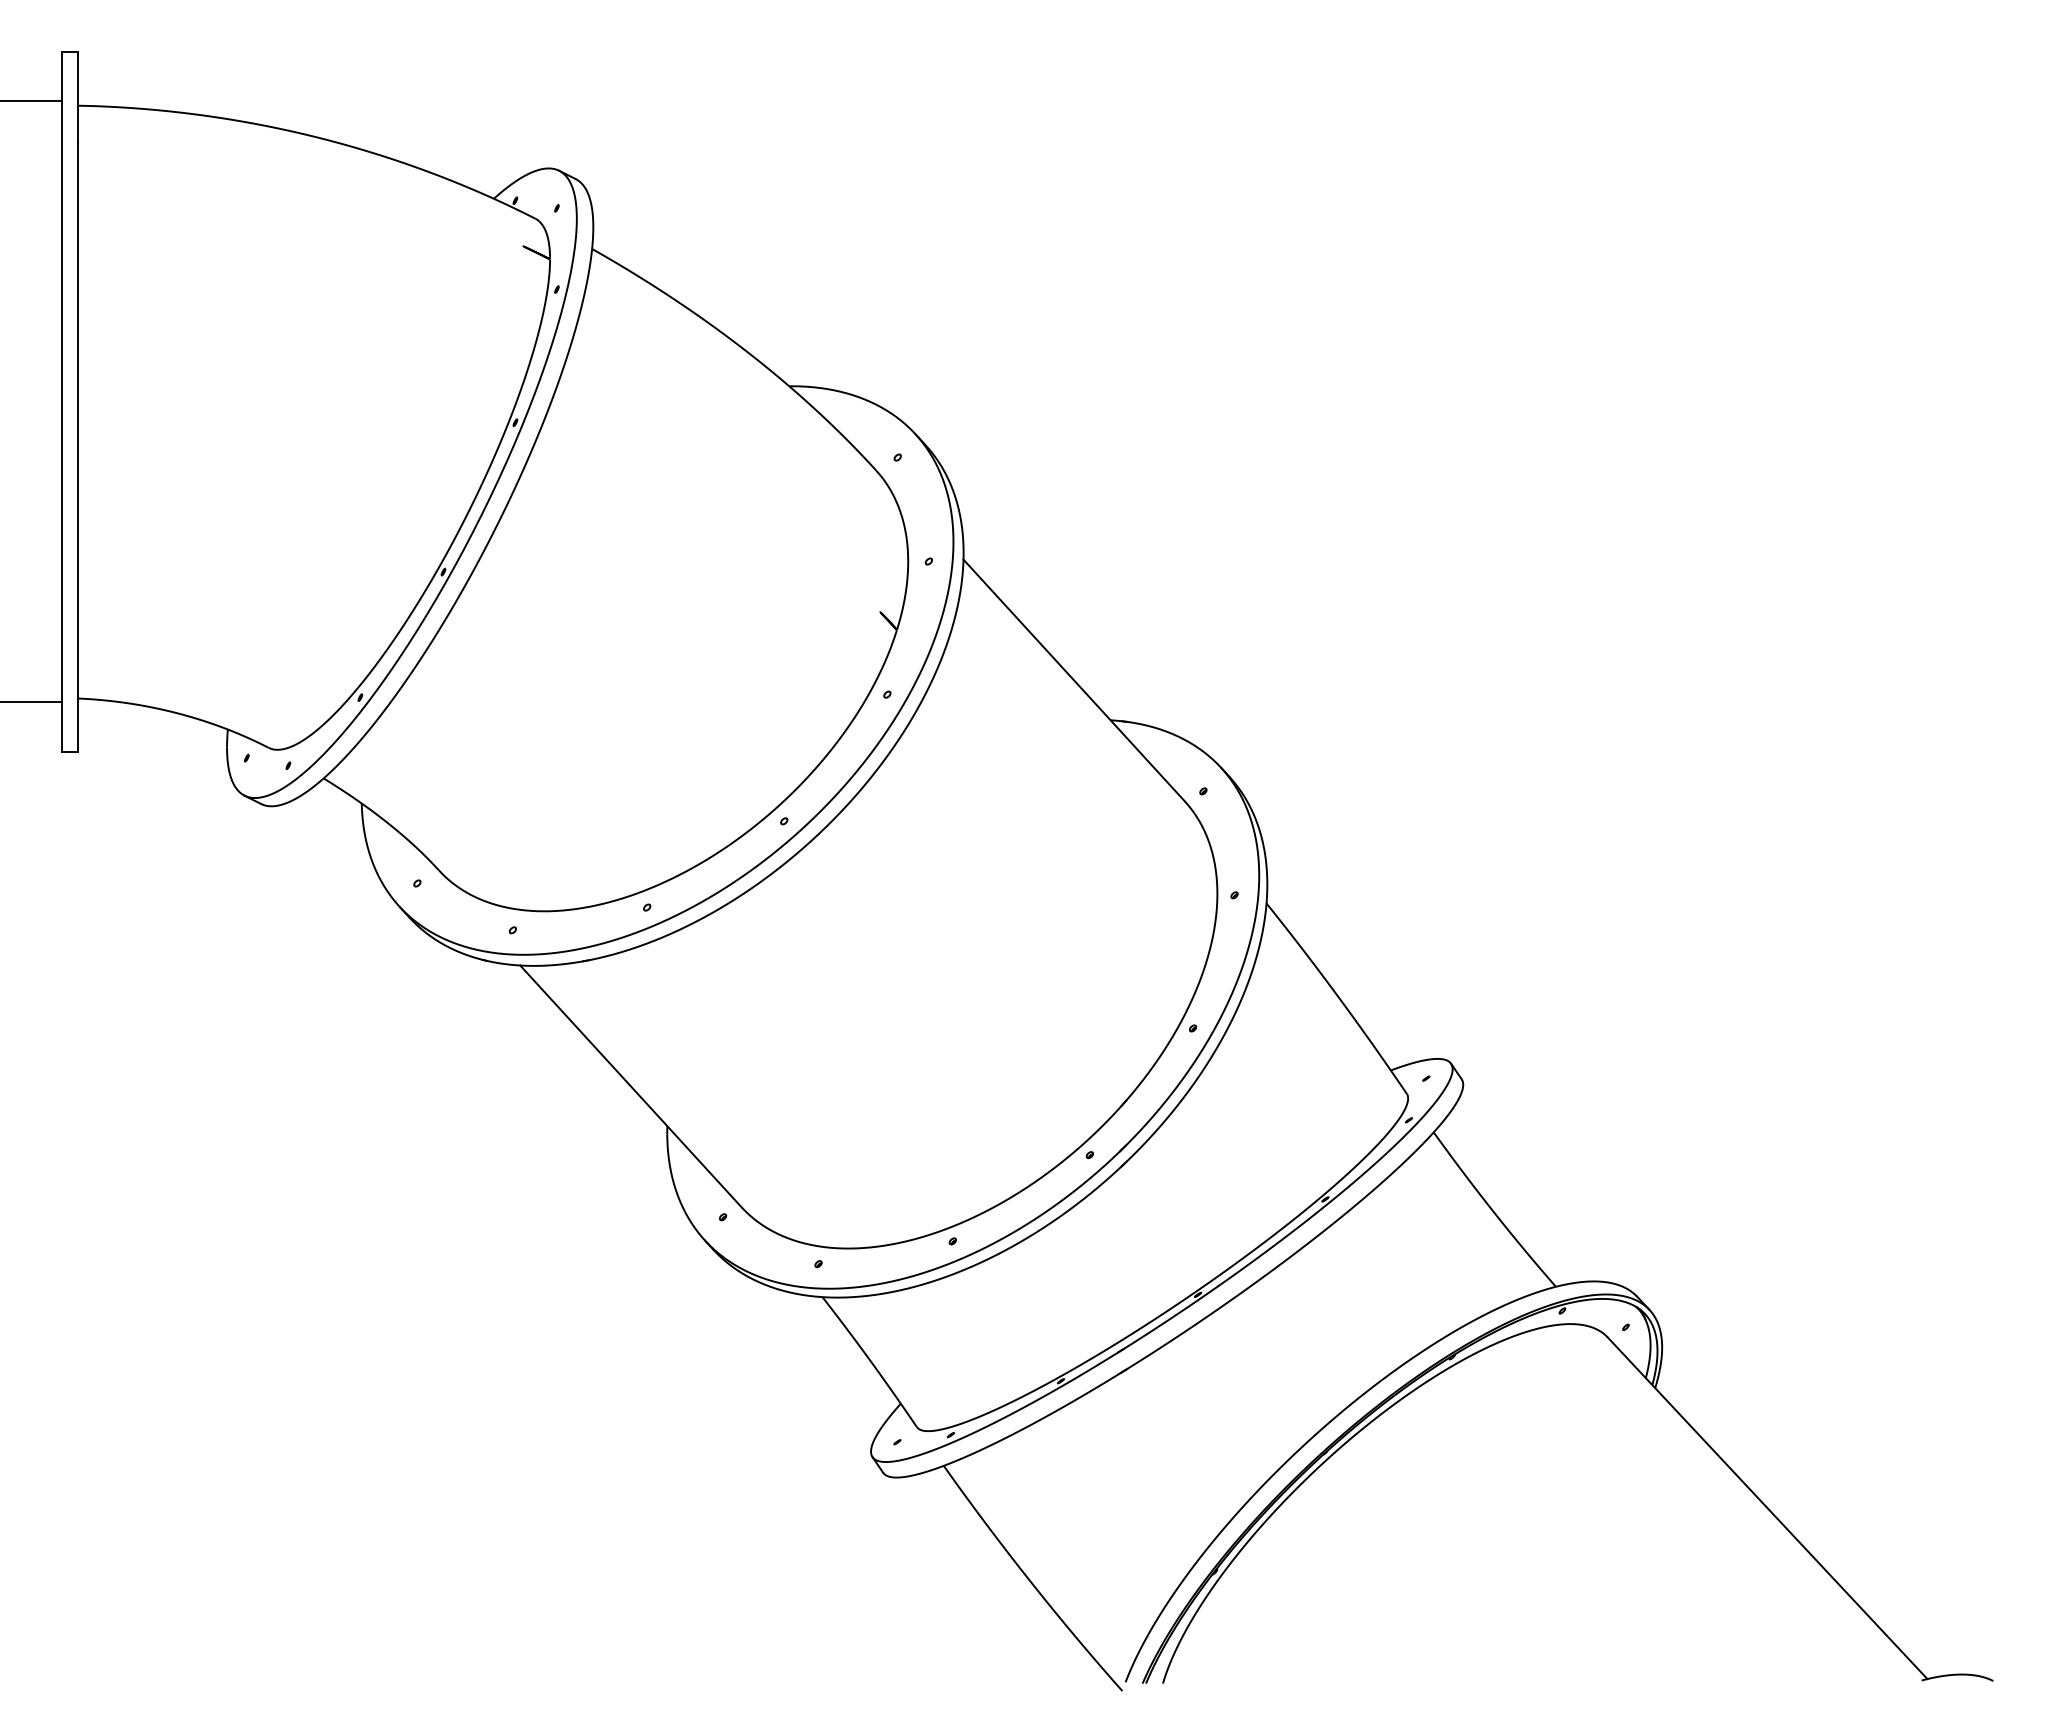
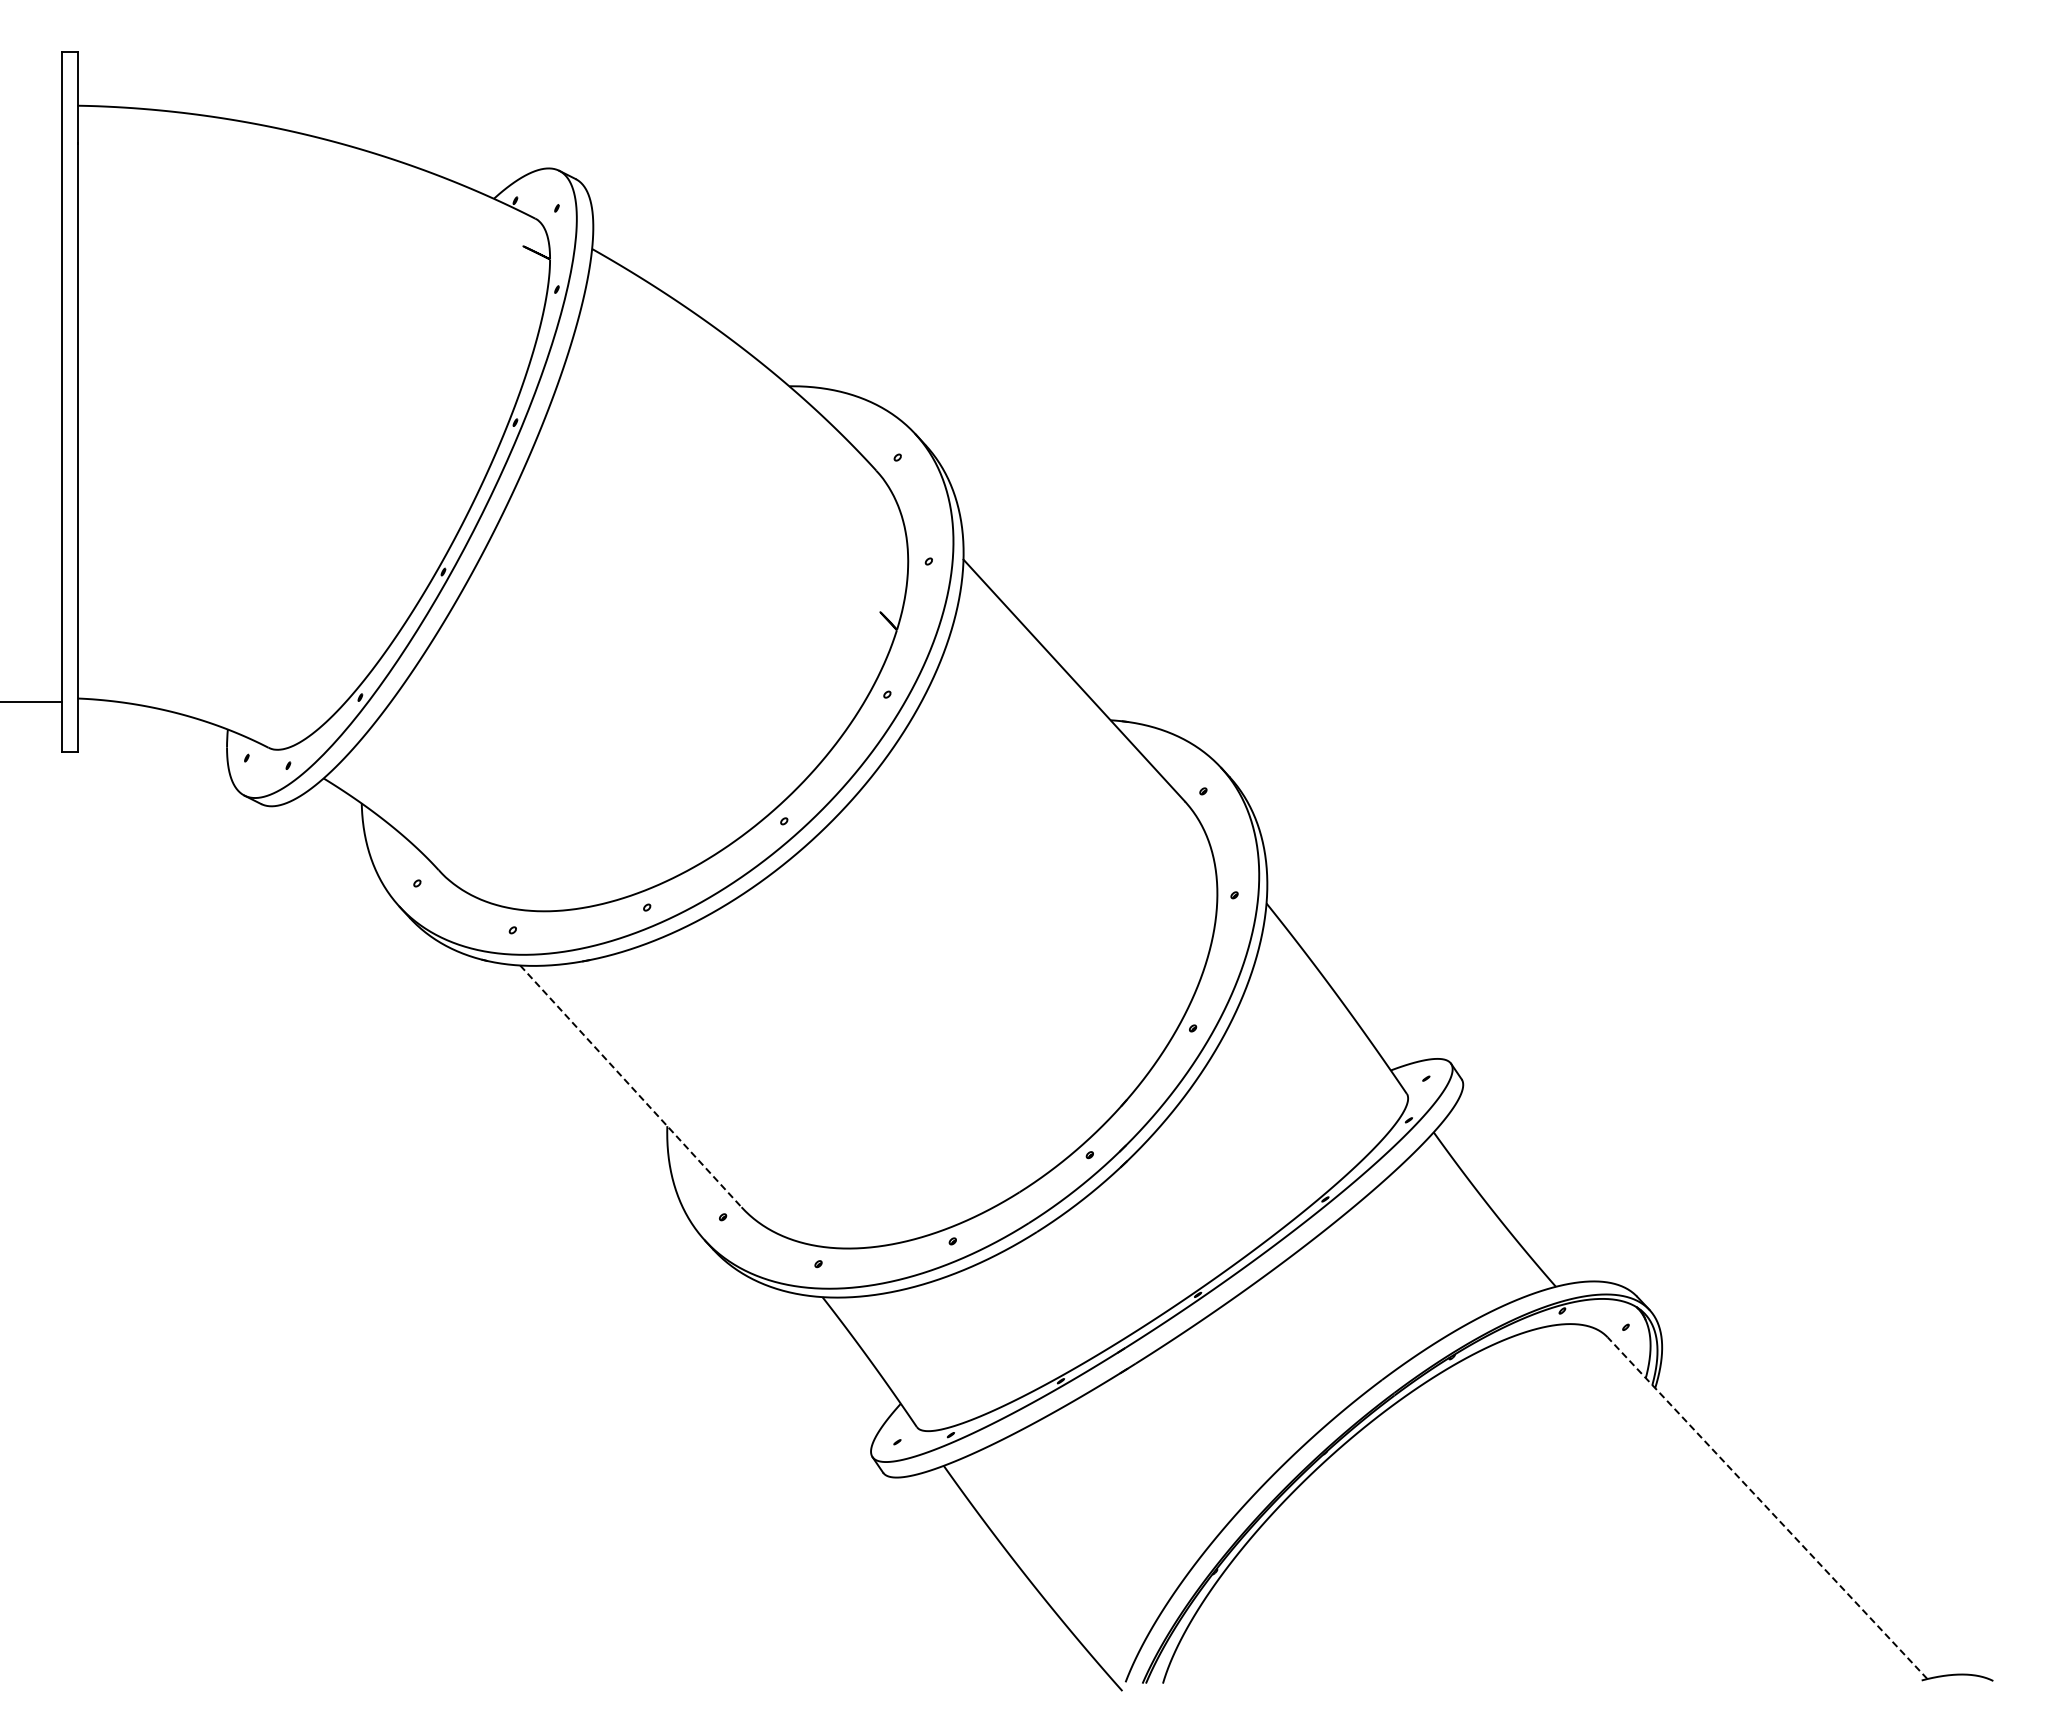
line: present -> none (32, 101)
line: solid -> dashed (630, 1086)
line: solid -> dashed (1767, 1507)
